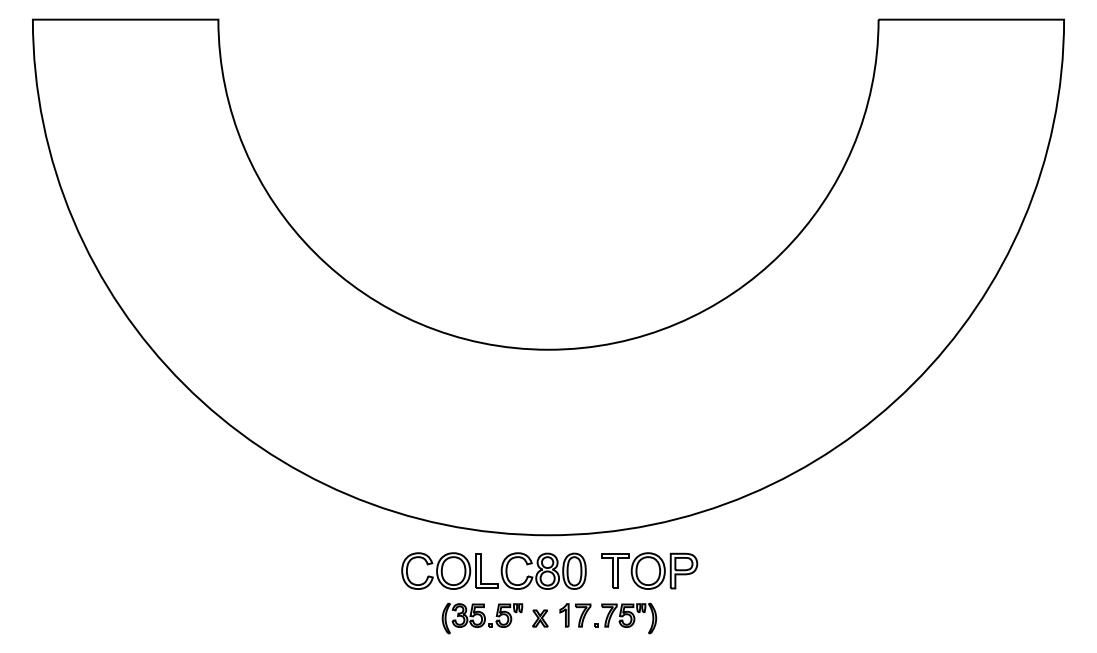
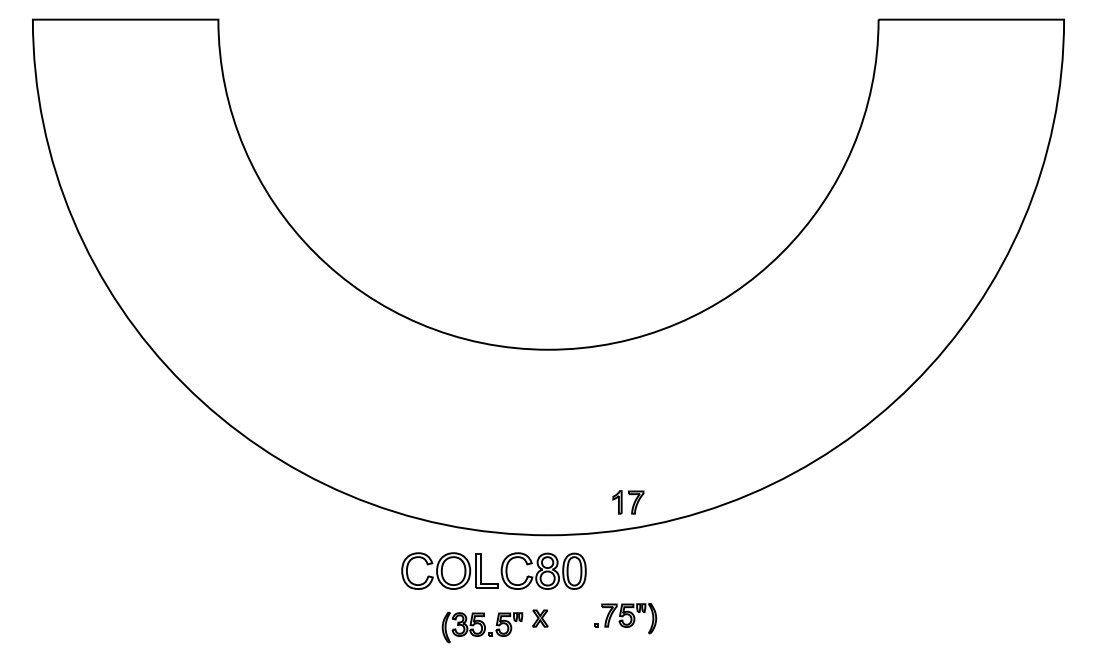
part: present -> none (649, 570)
part position: (575, 615) -> (628, 502) (628, 502)
part position: (482, 618) -> (482, 627) (482, 627)
